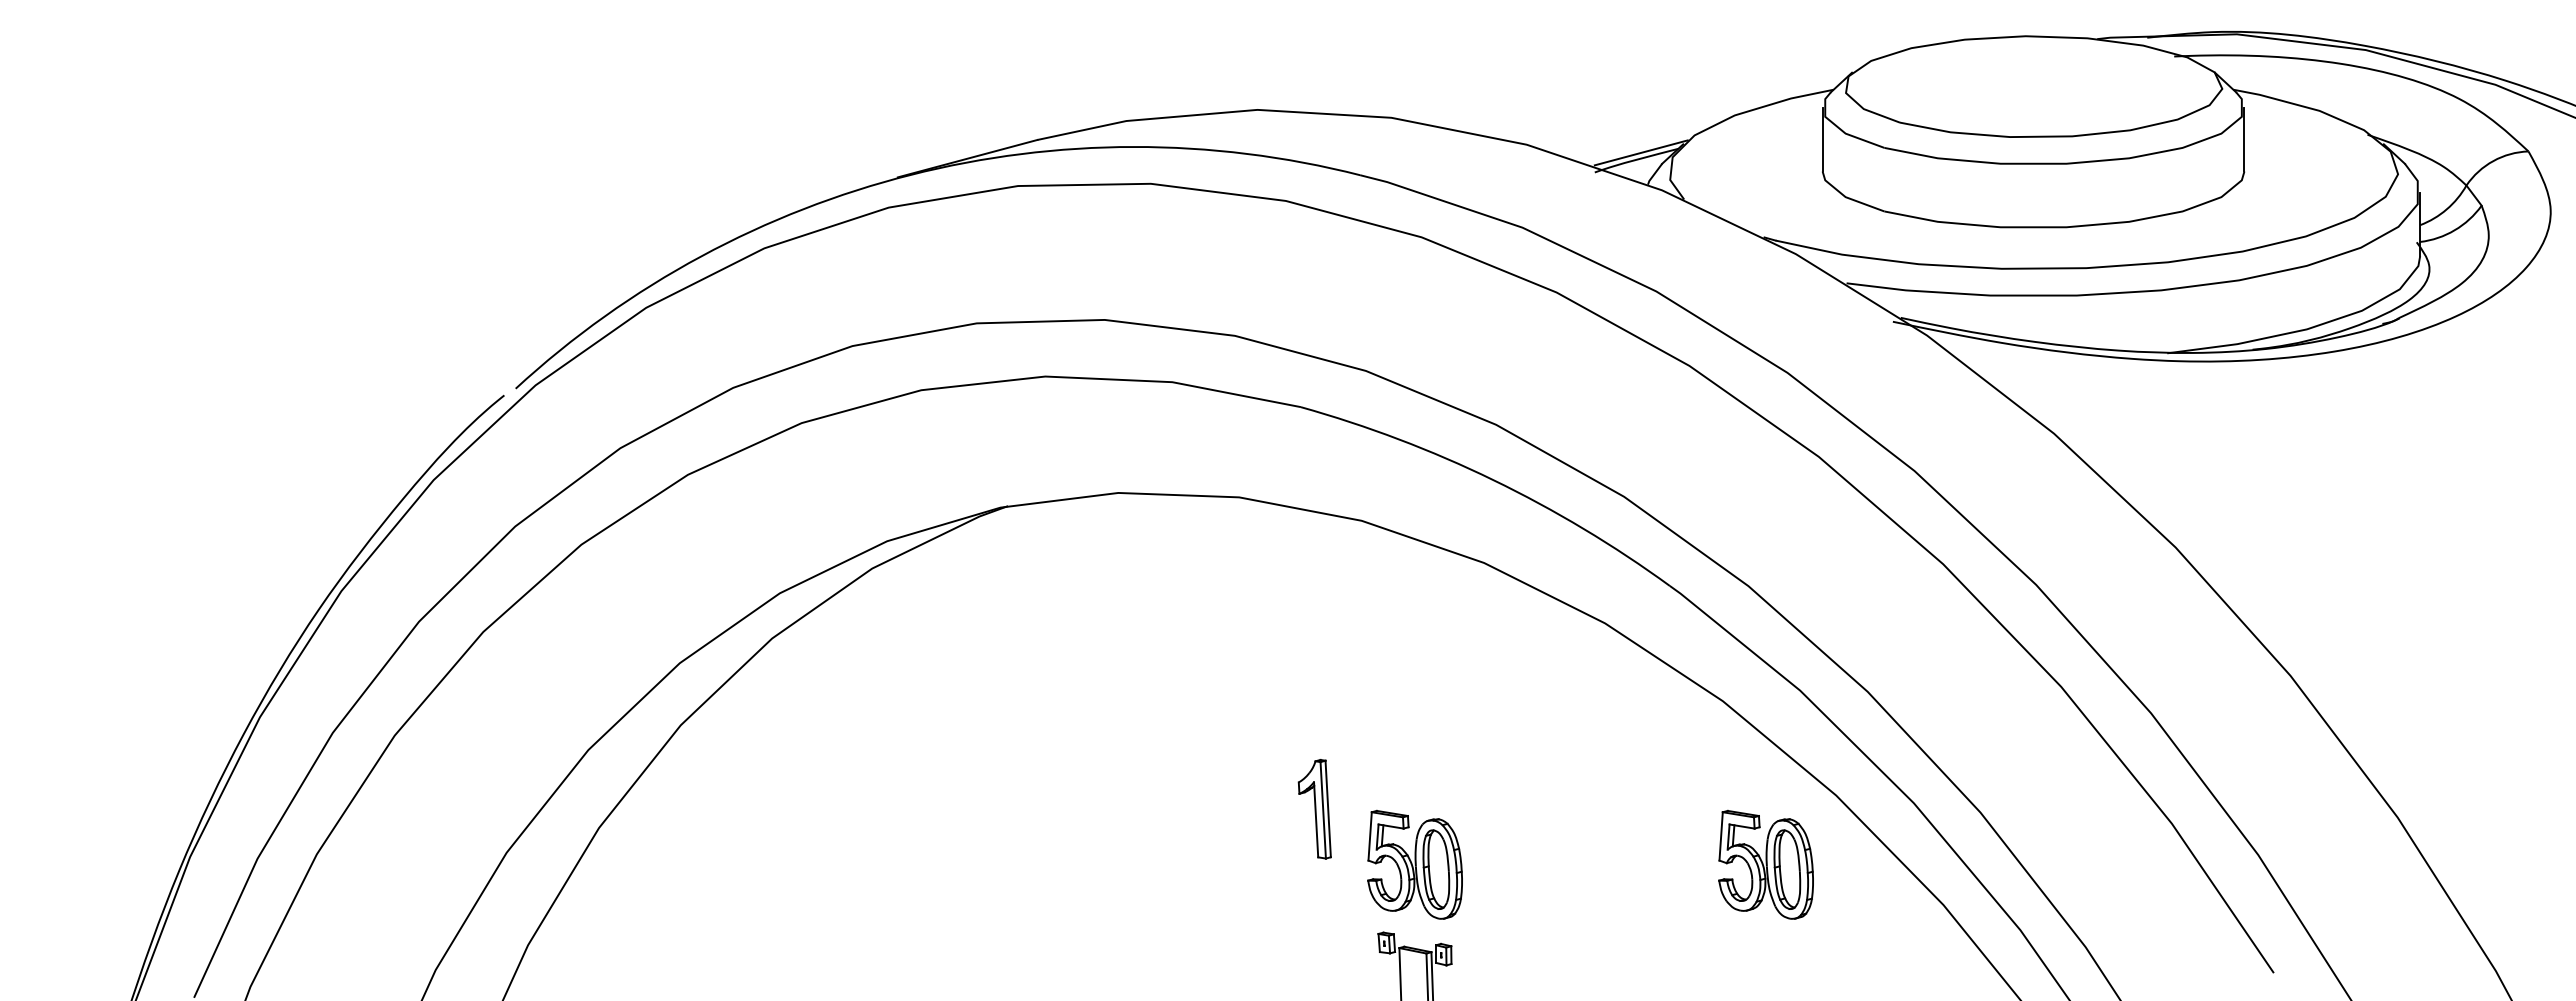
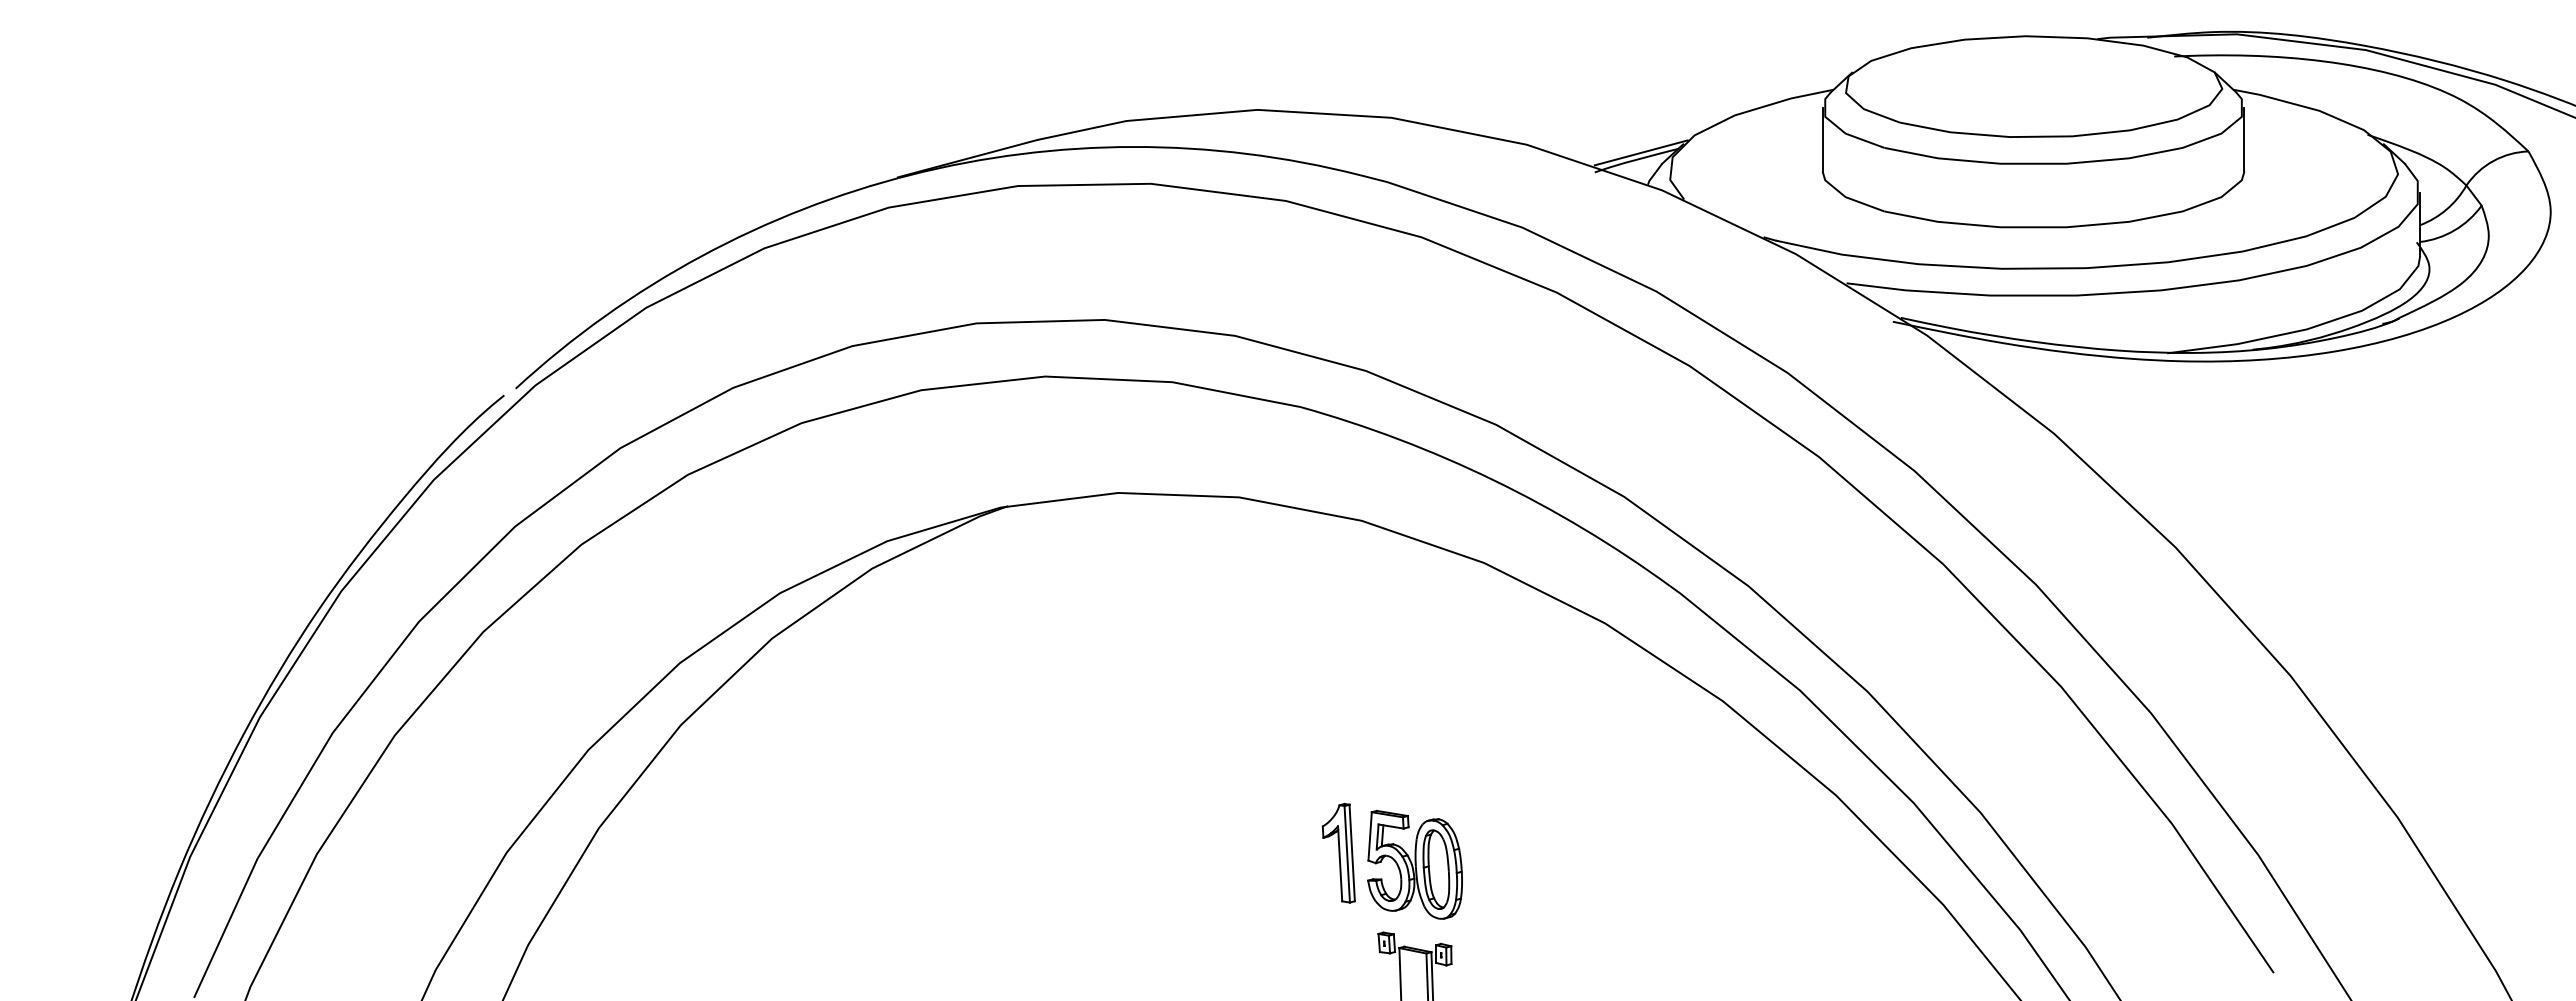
part position: (1314, 809) -> (1338, 853) (1338, 853)
part: present -> none (1765, 864)
